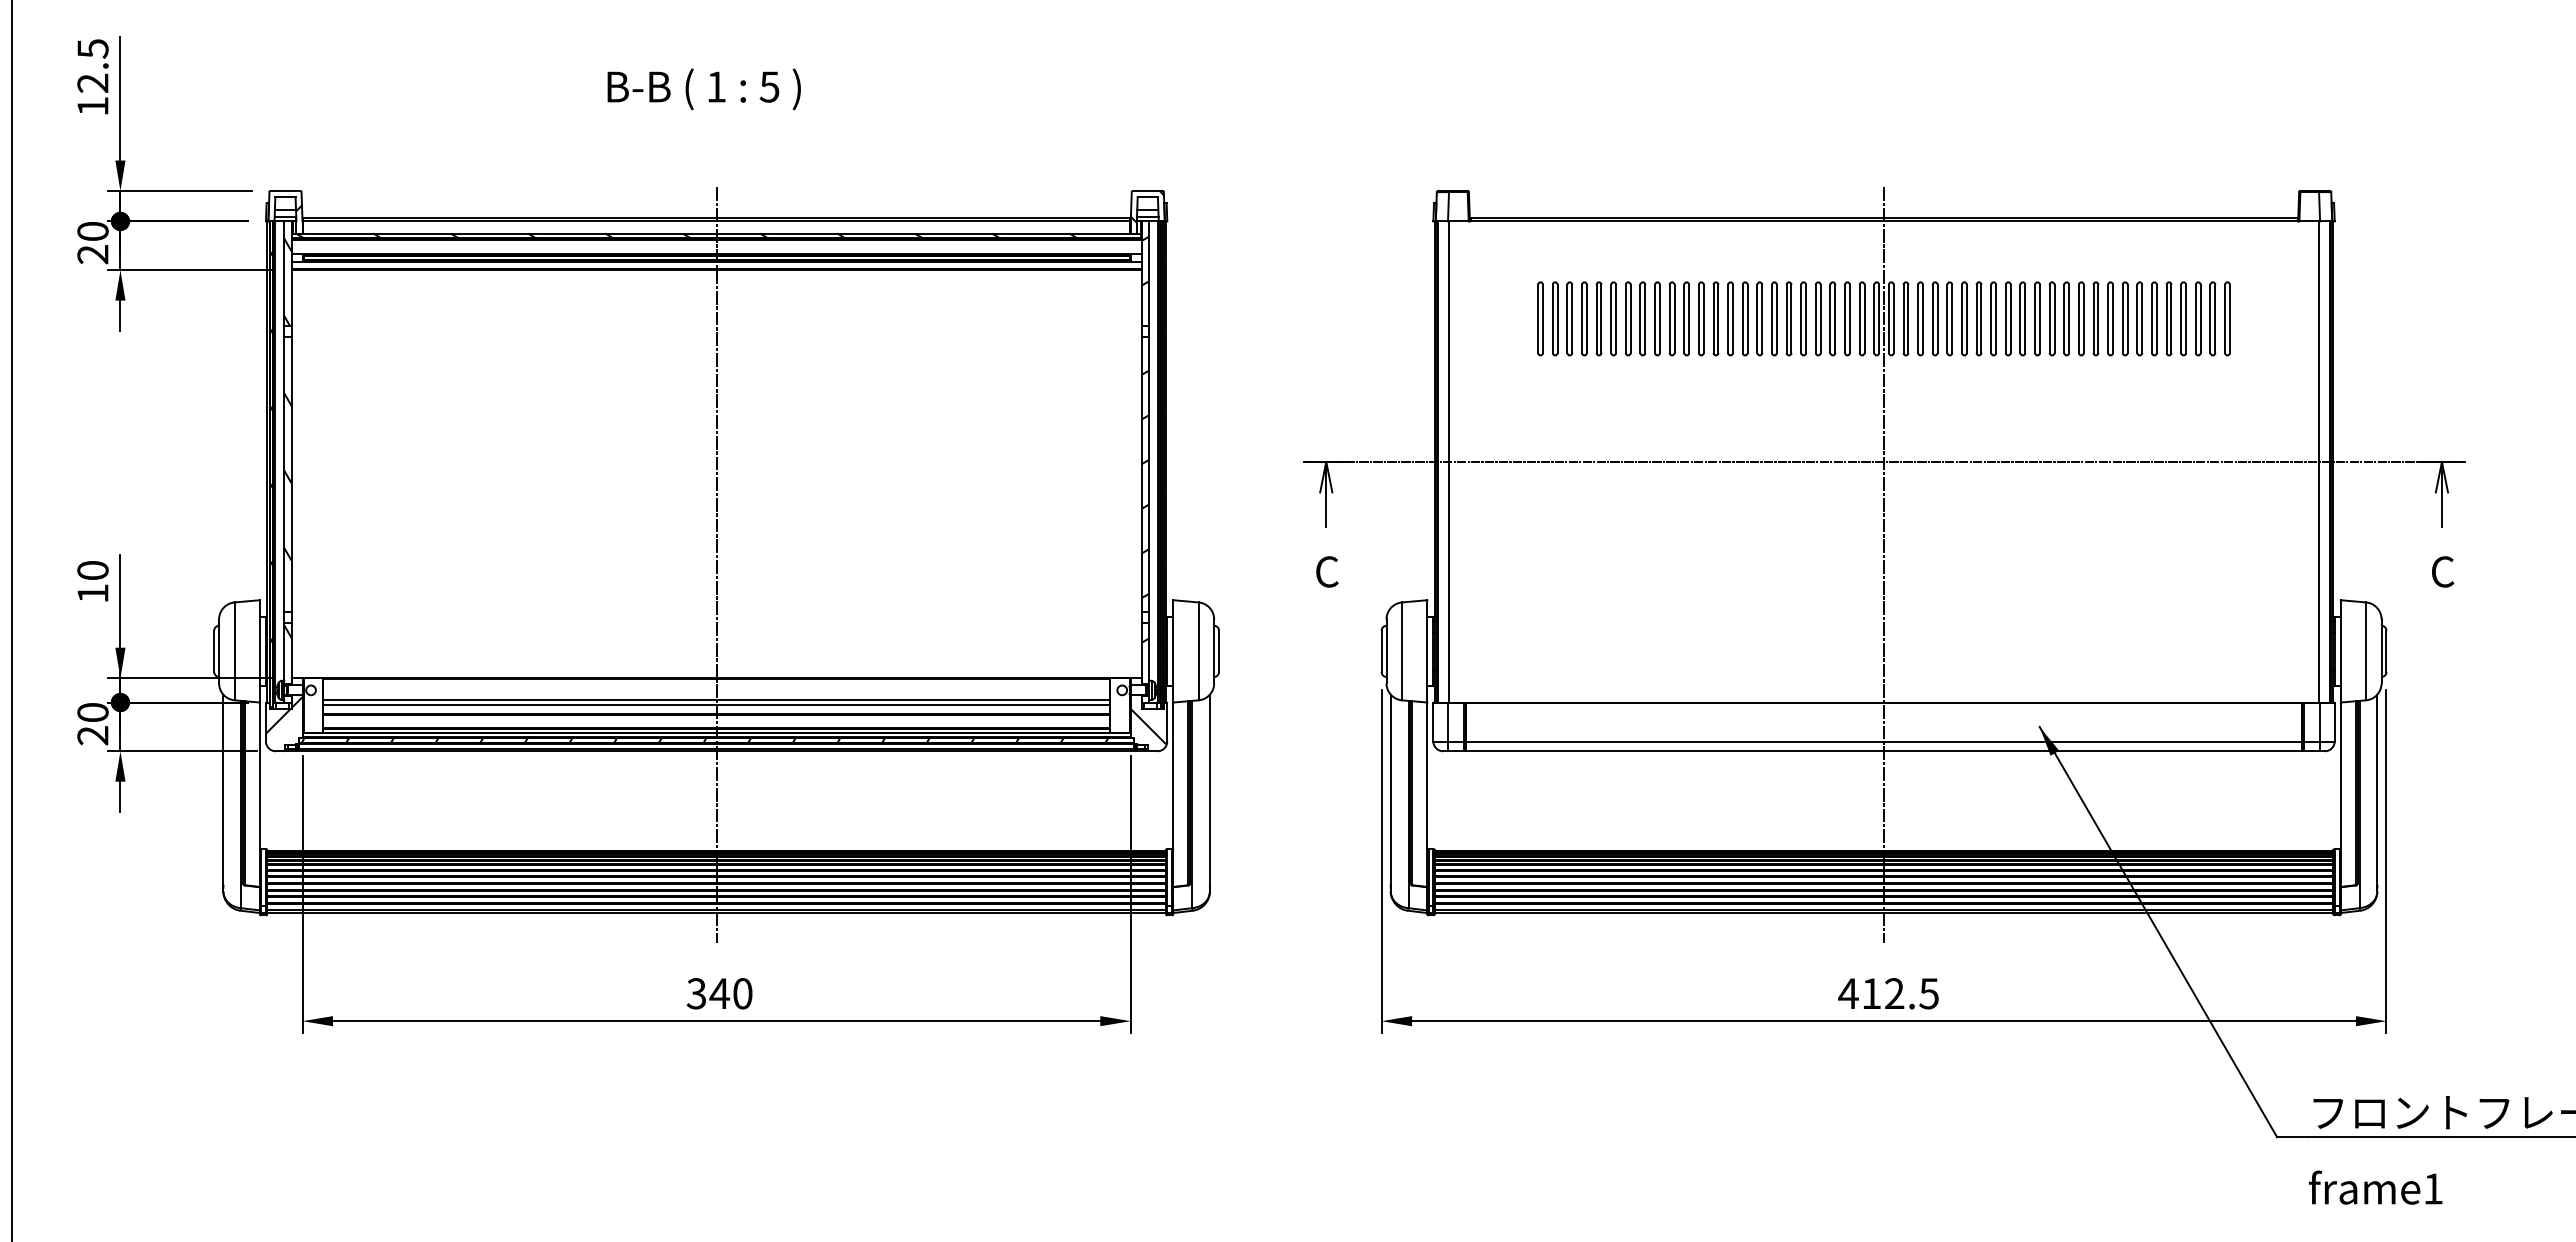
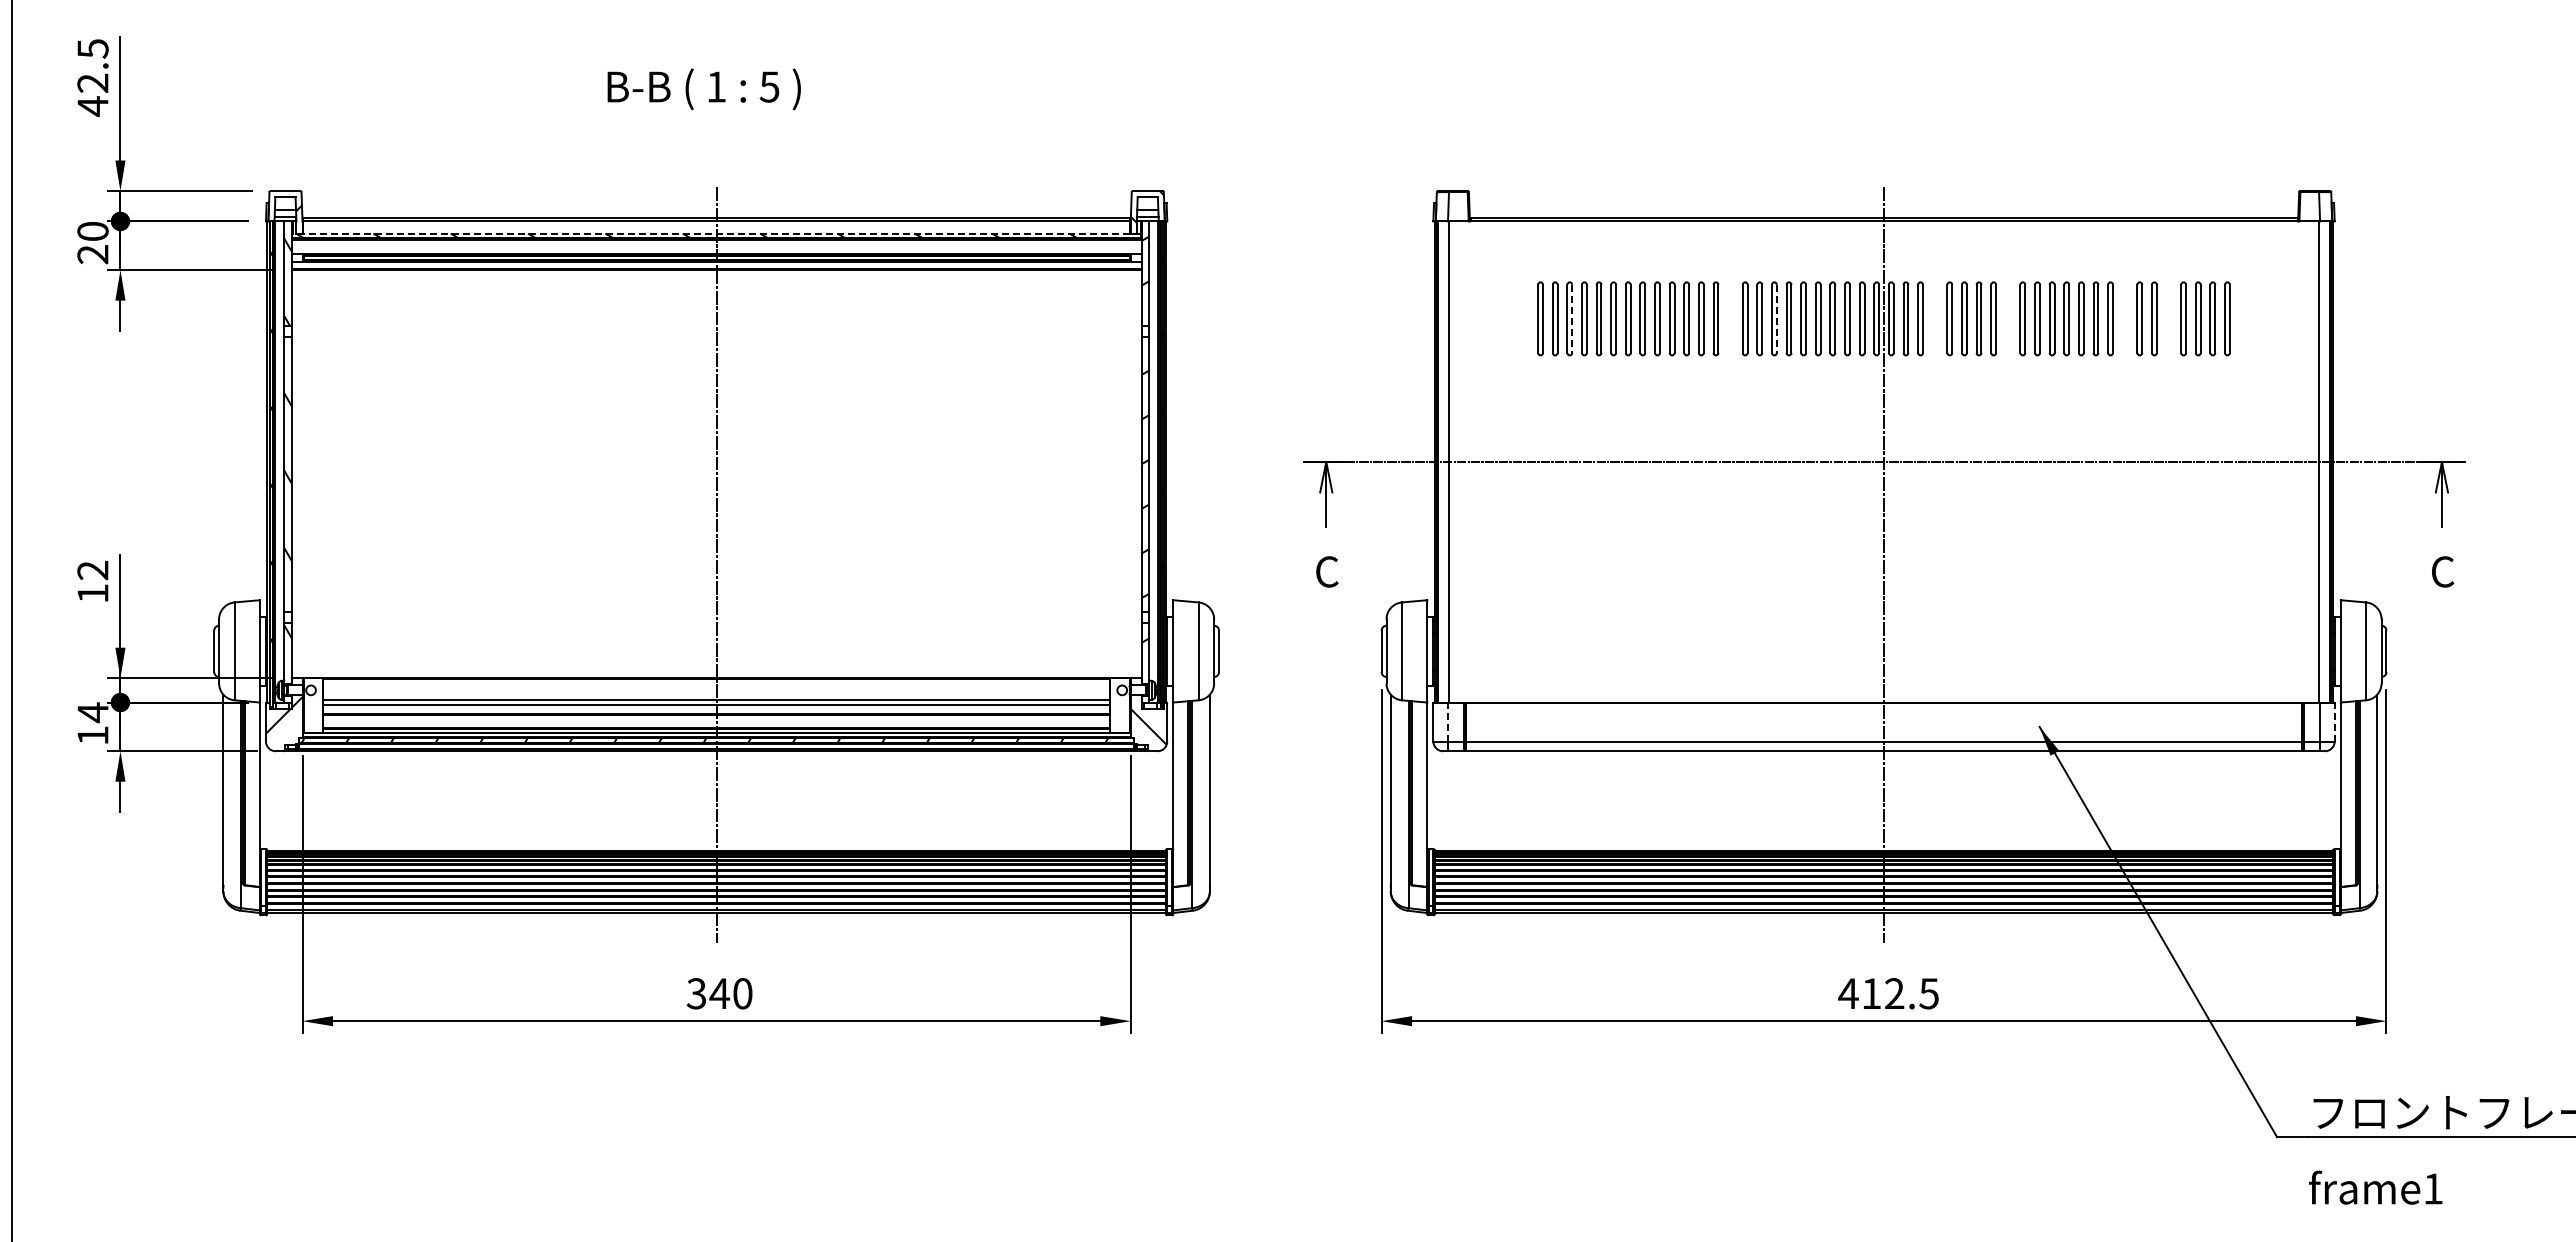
text: 12.5 -> 42.5 (92, 106)
line: solid -> dashed (716, 233)
part: present -> none (1730, 318)
part: present -> none (1935, 318)
part: present -> none (2008, 318)
part: present -> none (2125, 318)
part: present -> none (2168, 318)
line: solid -> dashed (1572, 319)
line: solid -> dashed (1776, 319)
text: 10 -> 12 (92, 570)
line: solid -> dashed (1448, 721)
line: solid -> dashed (2334, 721)
text: 20 -> 14 (92, 723)
